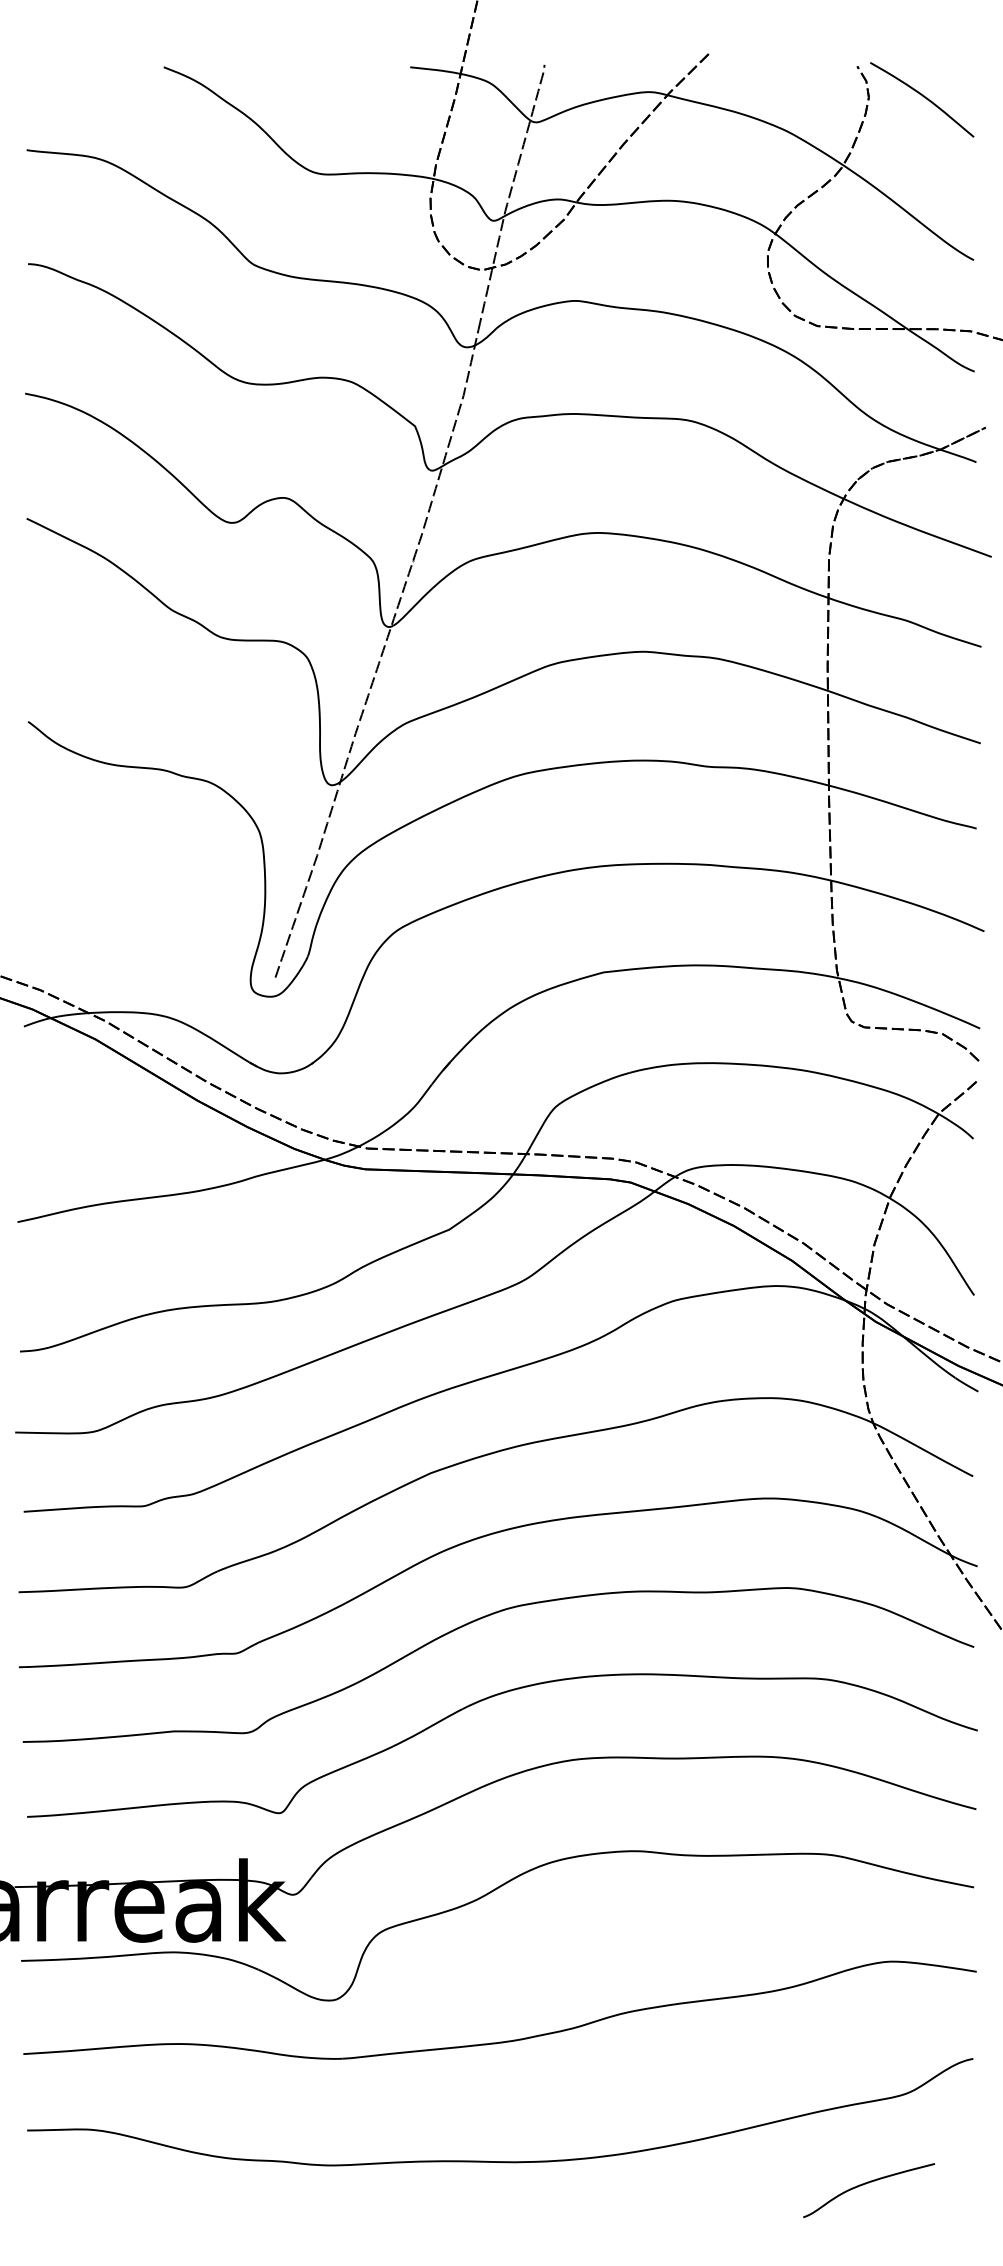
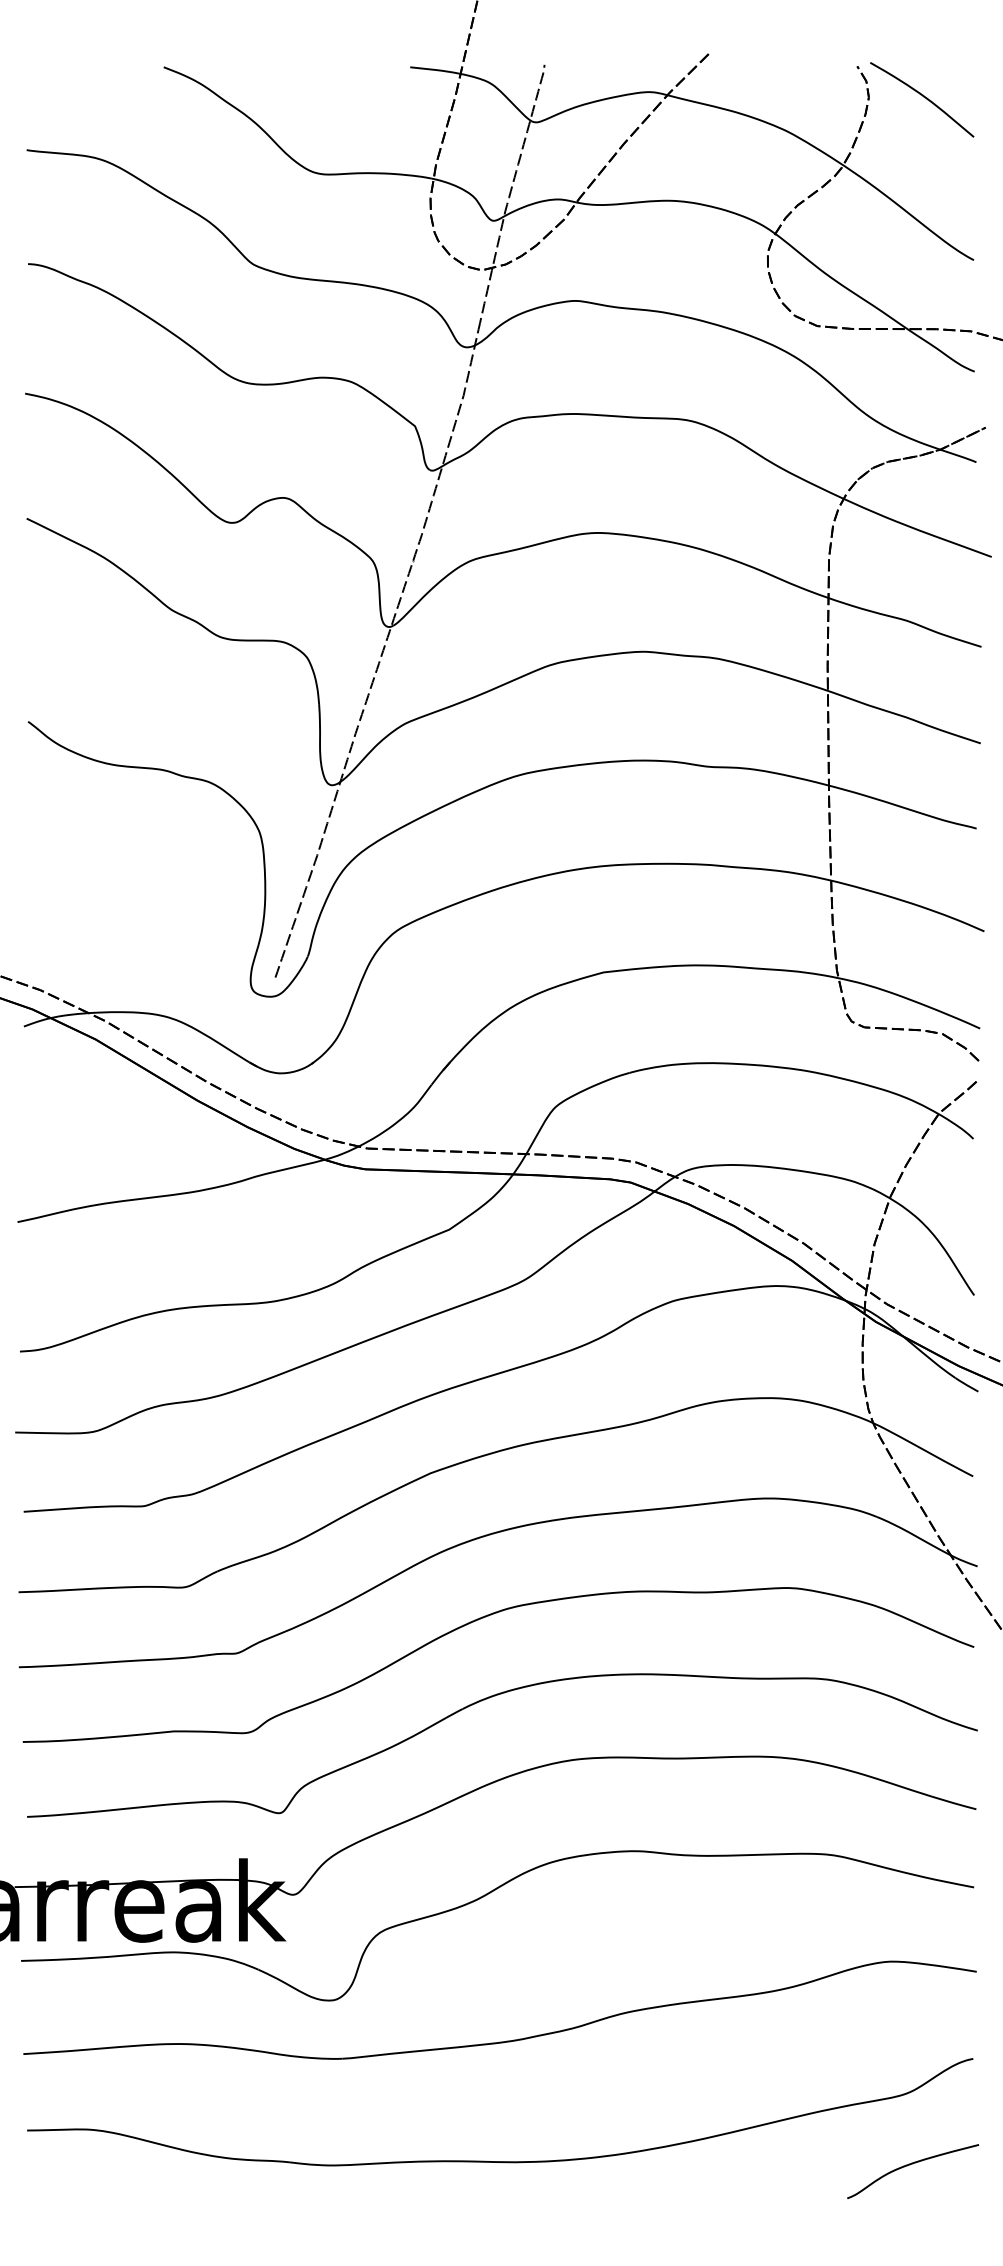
curve position: (866, 2184) -> (910, 2165) (910, 2165)
